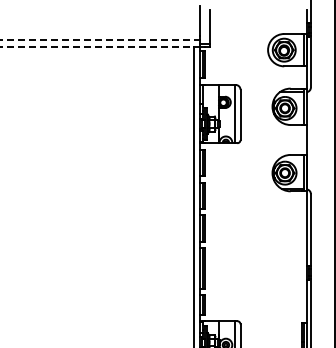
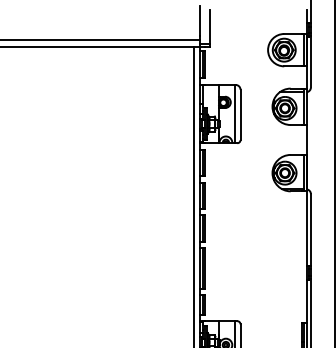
line: dashed -> solid (100, 40)
line: dashed -> solid (97, 46)
